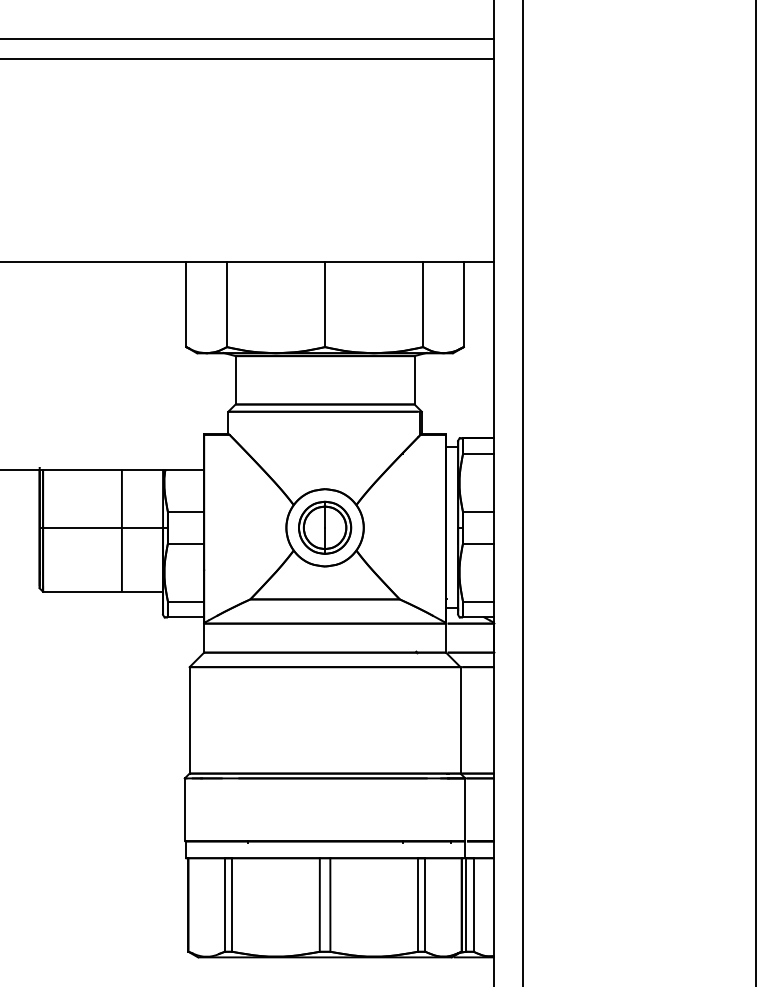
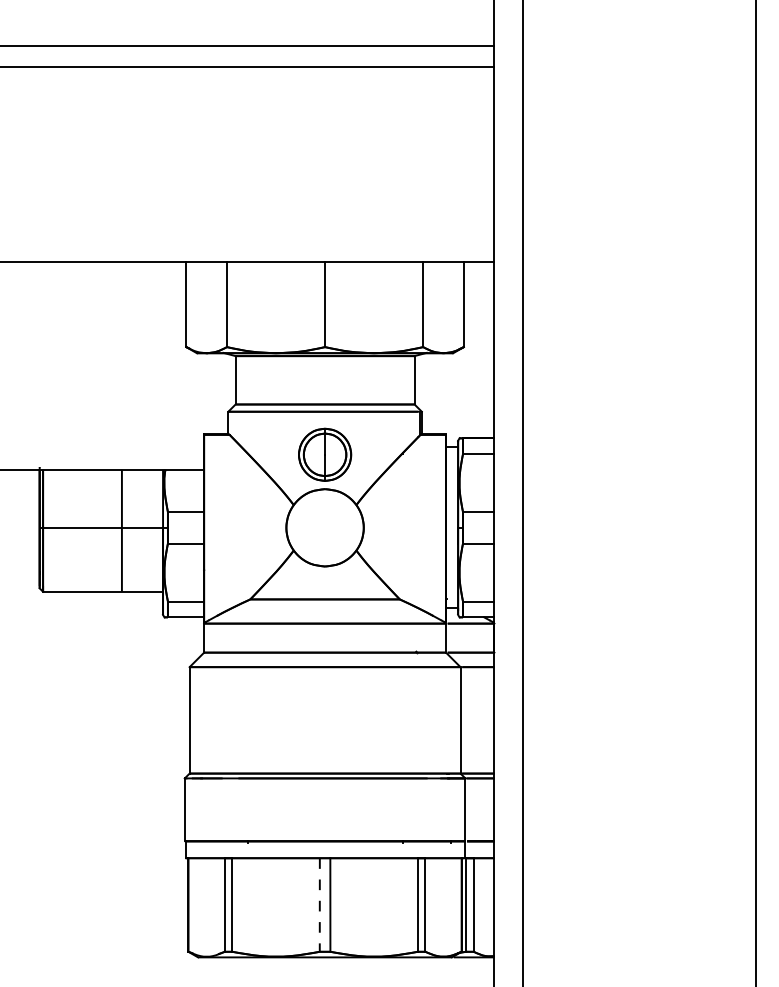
line position: (248, 39) -> (248, 46) (248, 46)
line position: (248, 58) -> (248, 66) (248, 66)
part position: (325, 527) -> (325, 454) (325, 454)
line: solid -> dashed (319, 905)
